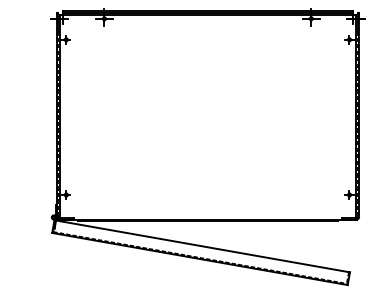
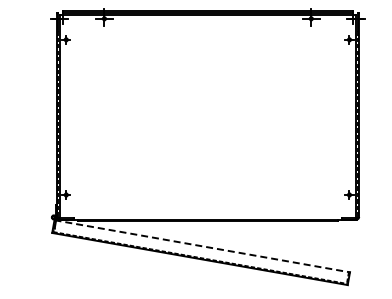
line: solid -> dashed (201, 246)
